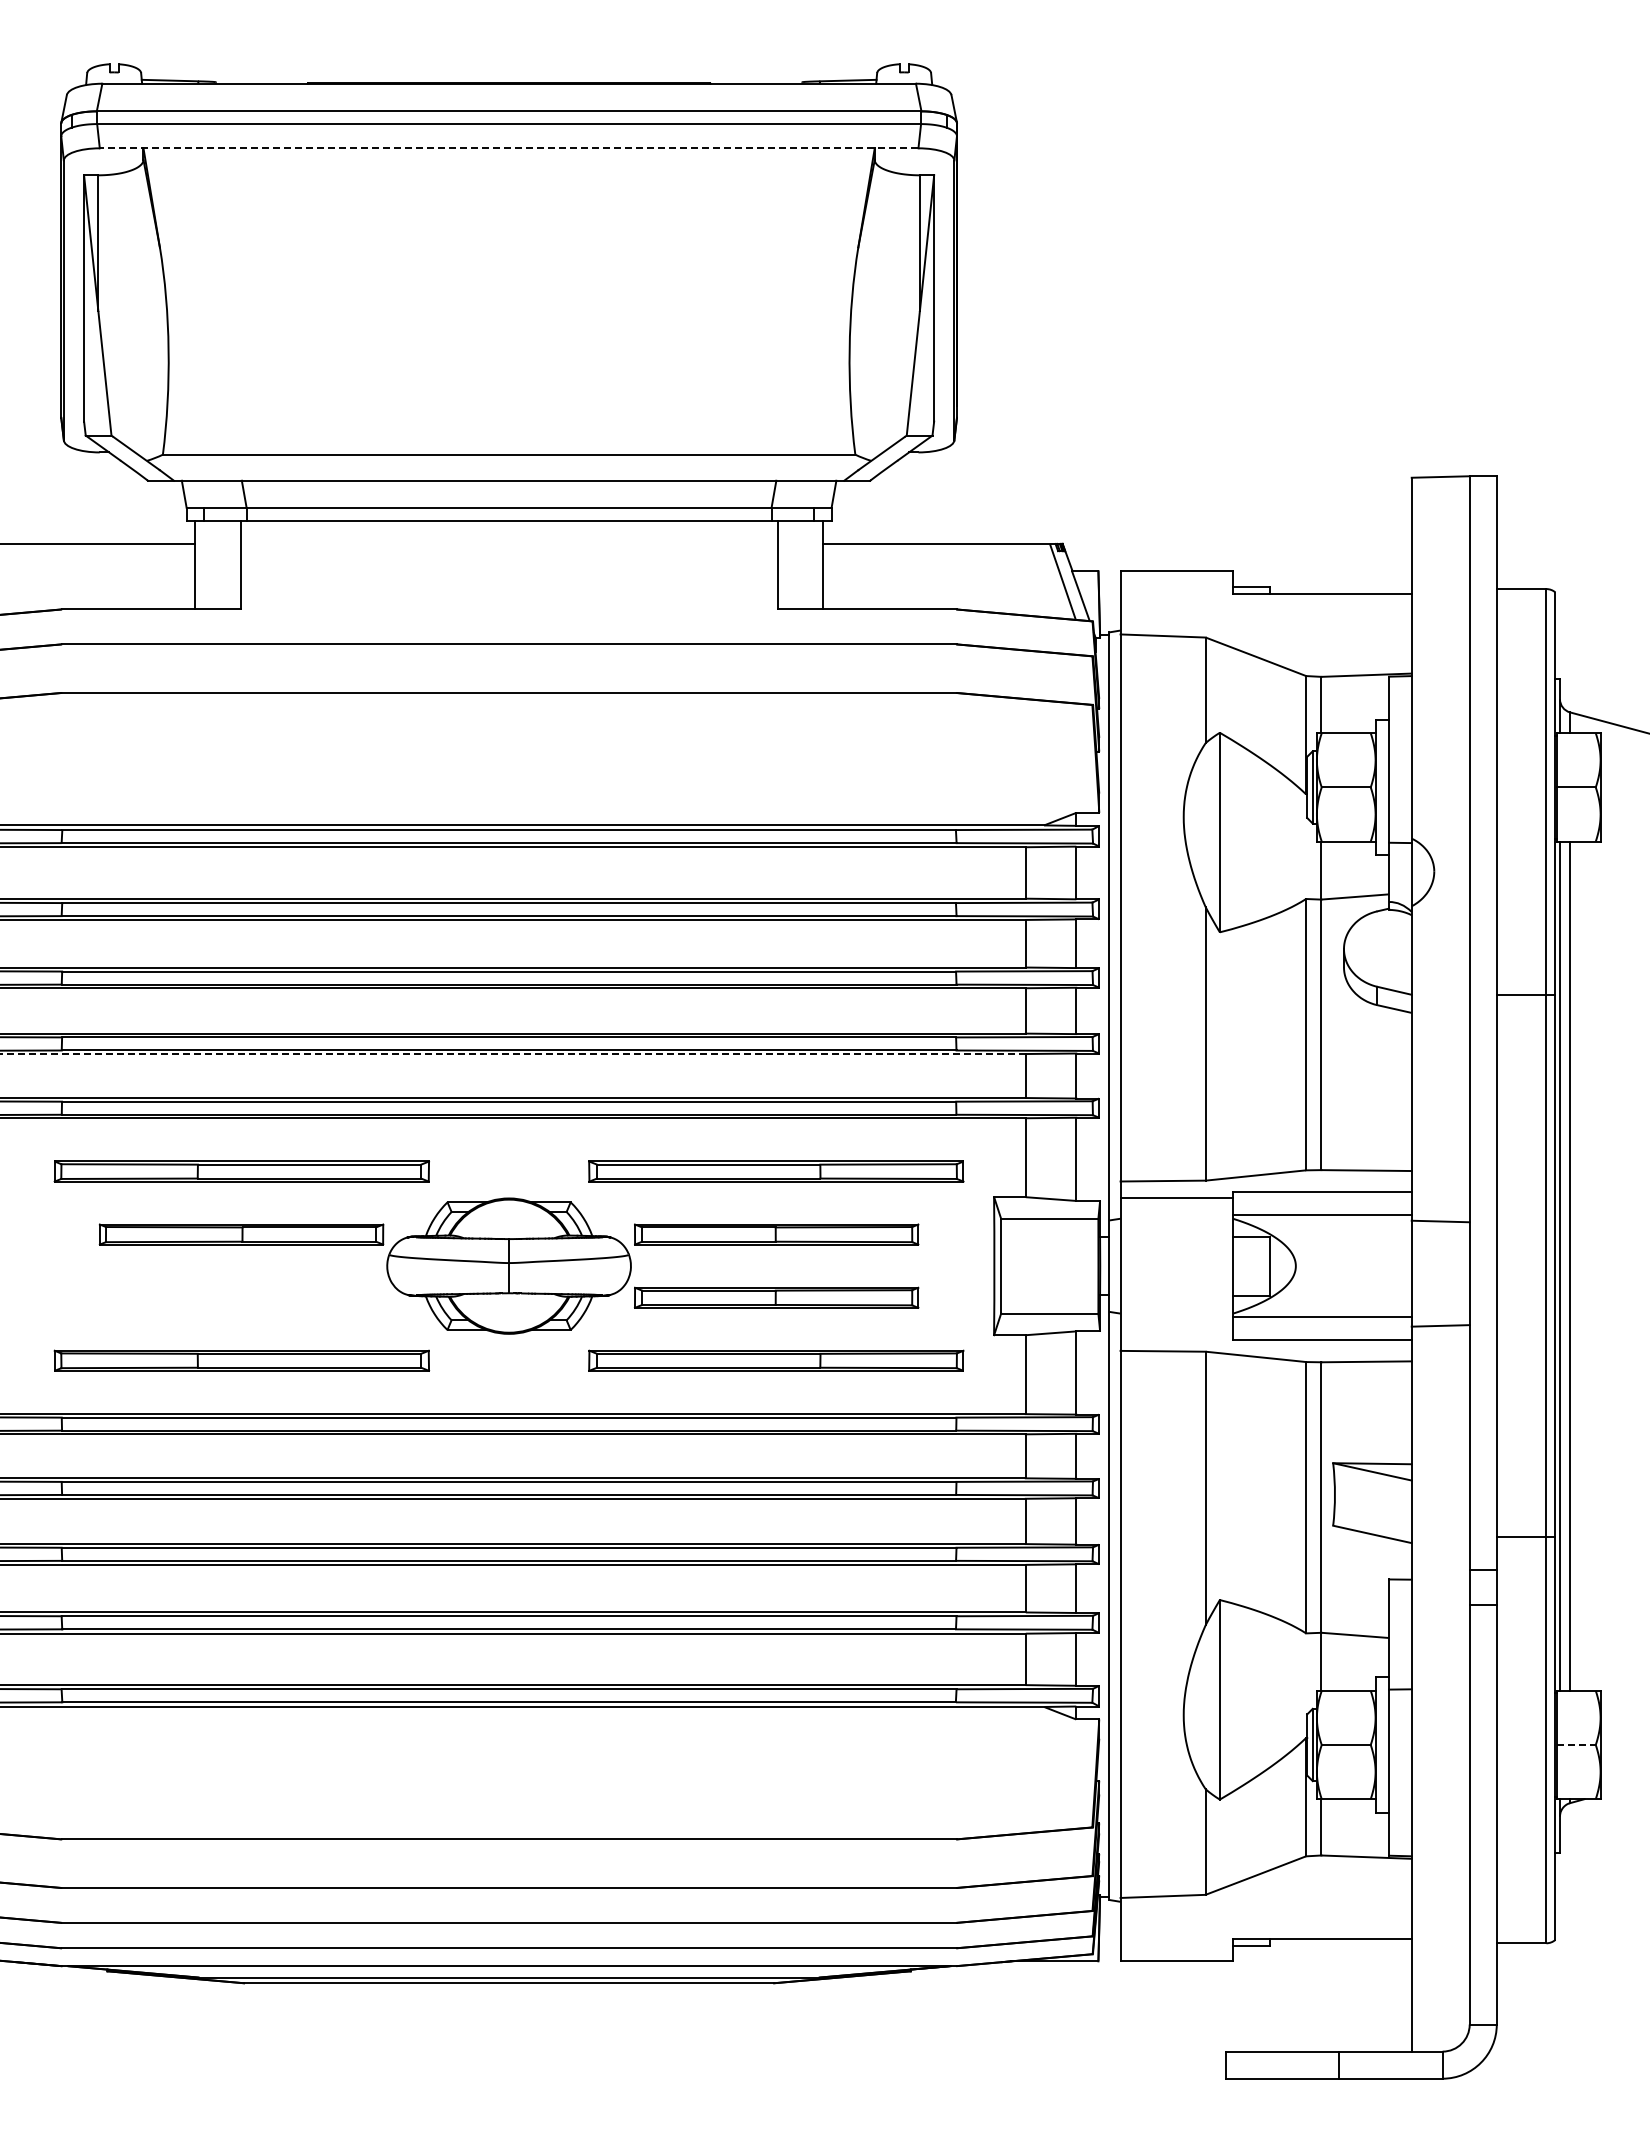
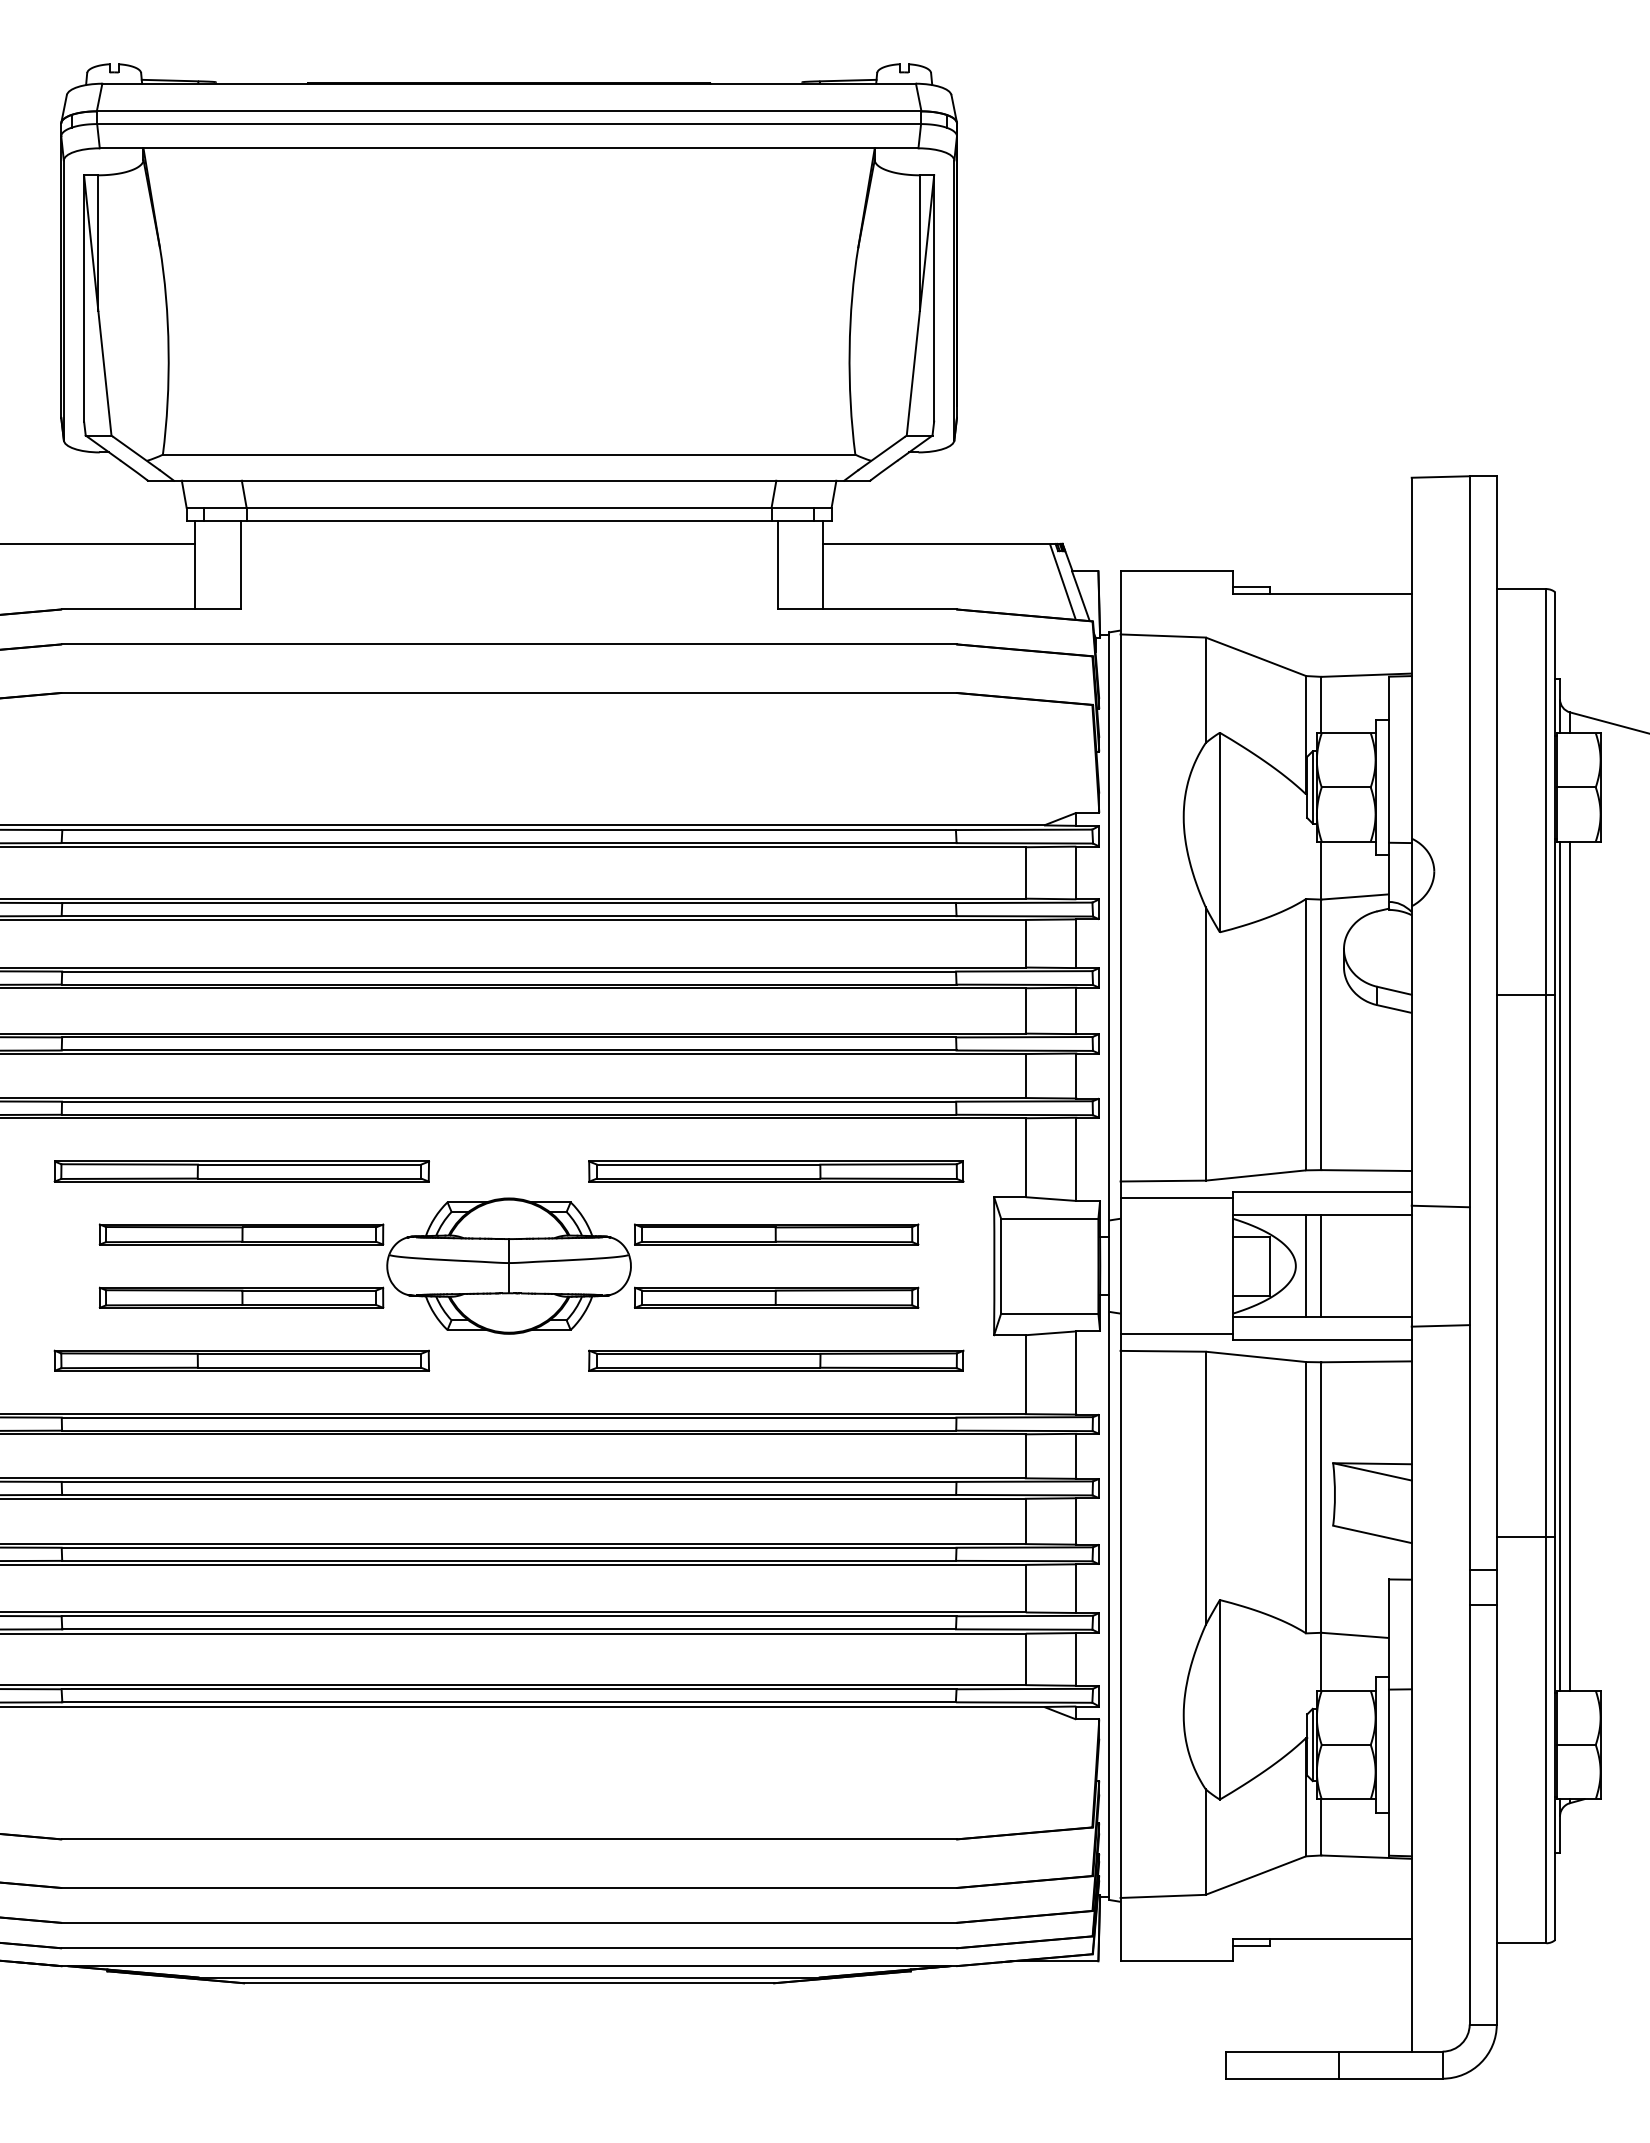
line: dashed -> solid (508, 148)
line: dashed -> solid (513, 1054)
line position: (1440, 1221) -> (1440, 1206) (1440, 1206)
line: none -> present (1306, 1265)
line: none -> present (1321, 1265)
part: none -> present (241, 1297)
line: none -> present (1176, 1333)
line: dashed -> solid (1577, 1744)
